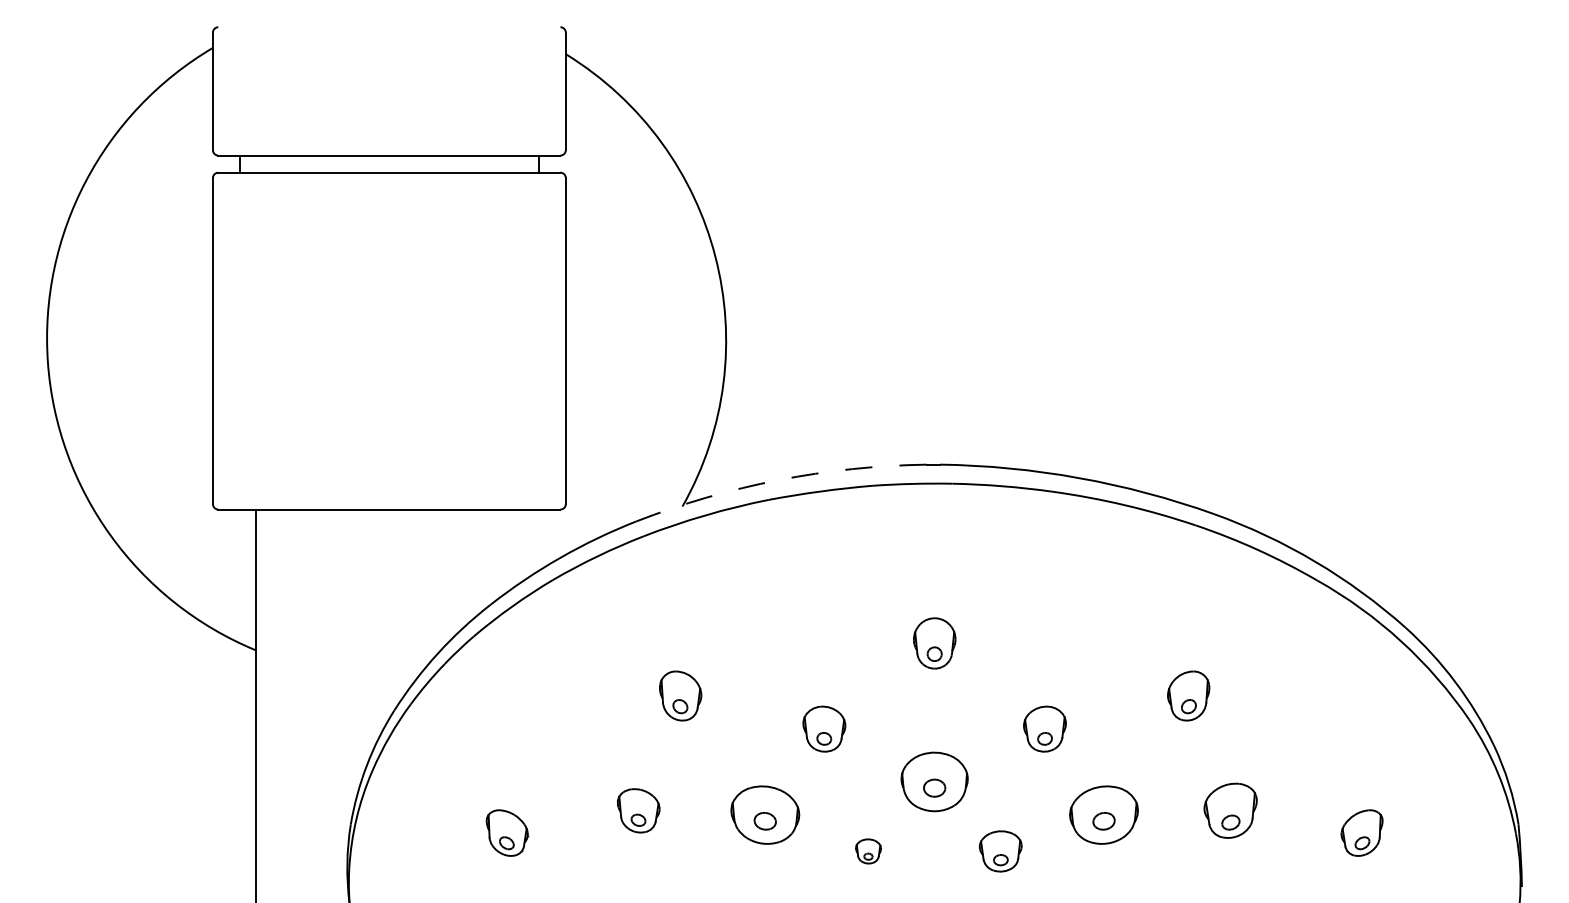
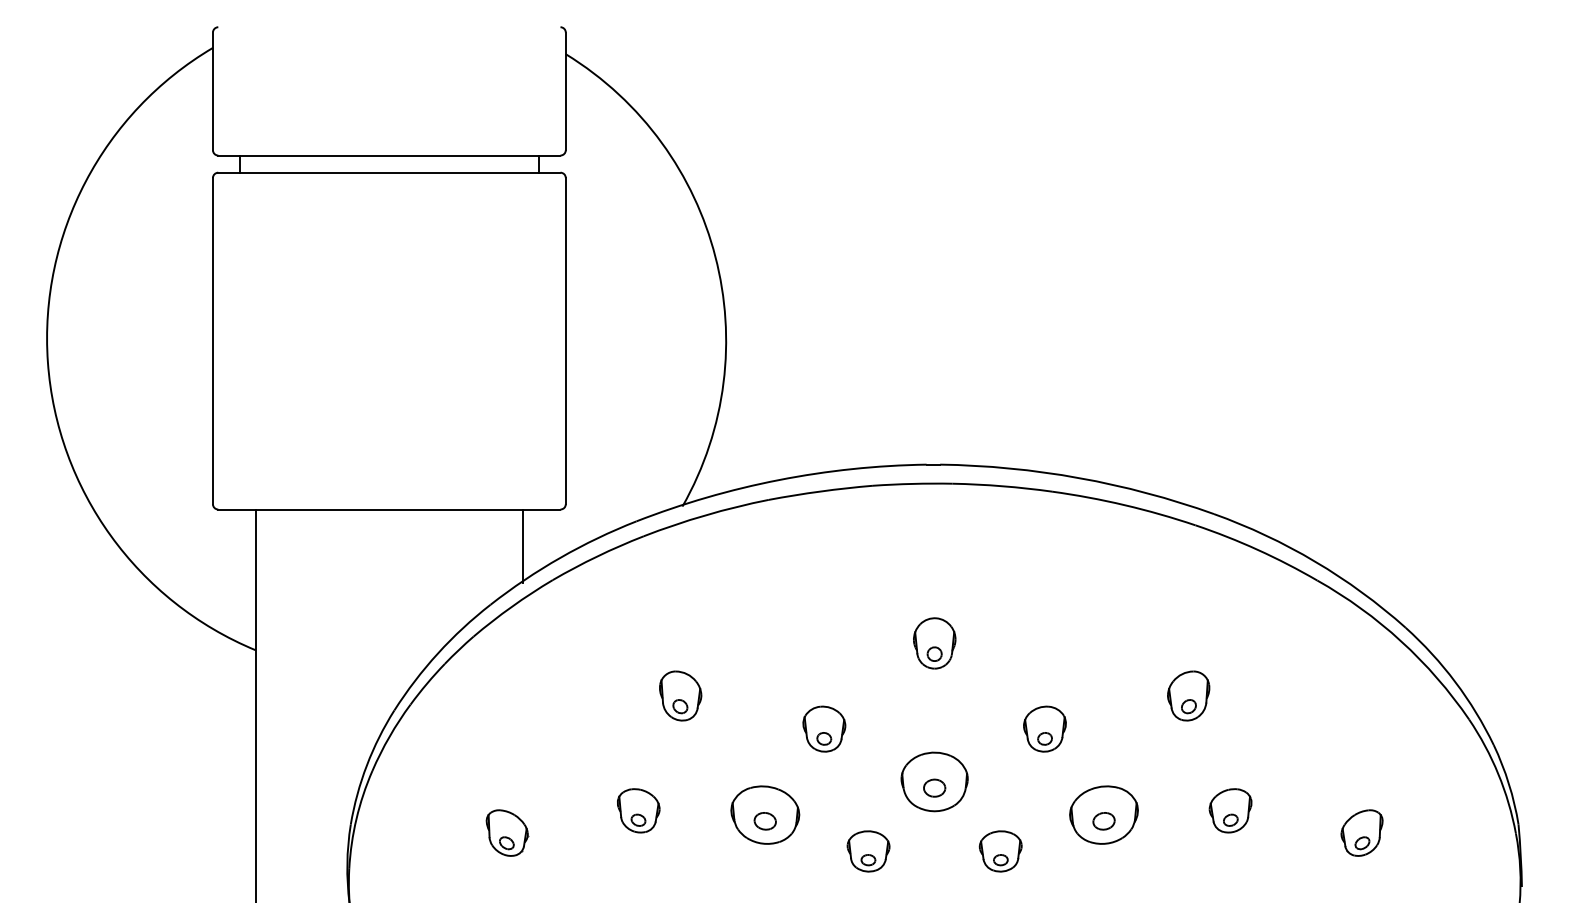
arc: dashed -> solid (779, 480)
line: none -> present (523, 545)
part size: 55x57 px -> 45x46 px (1230, 810)
part size: 27x27 px -> 45x43 px (868, 851)
